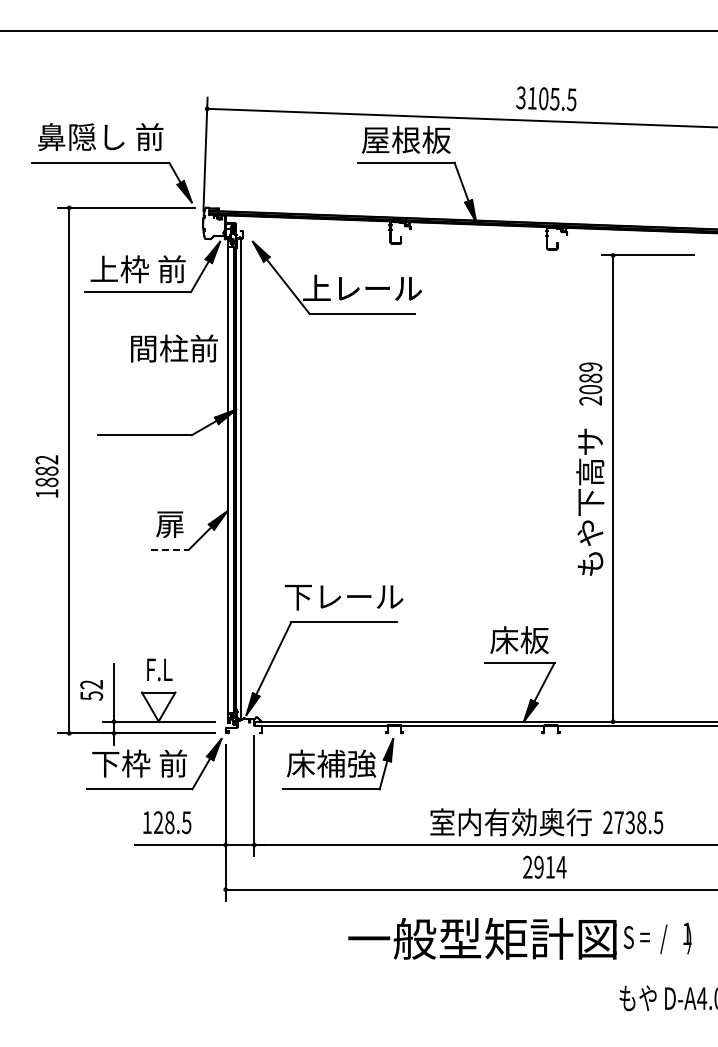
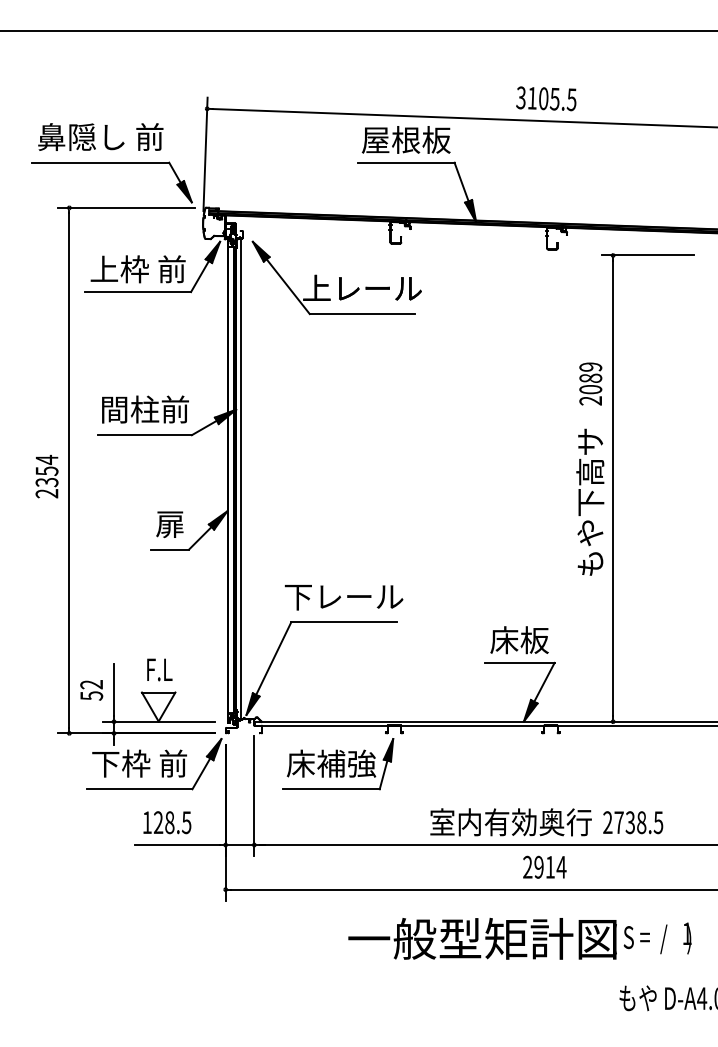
text position: (174, 348) -> (145, 409) (145, 409)
text: 1882 -> 2354 (46, 476)
line: dashed -> solid (170, 549)
